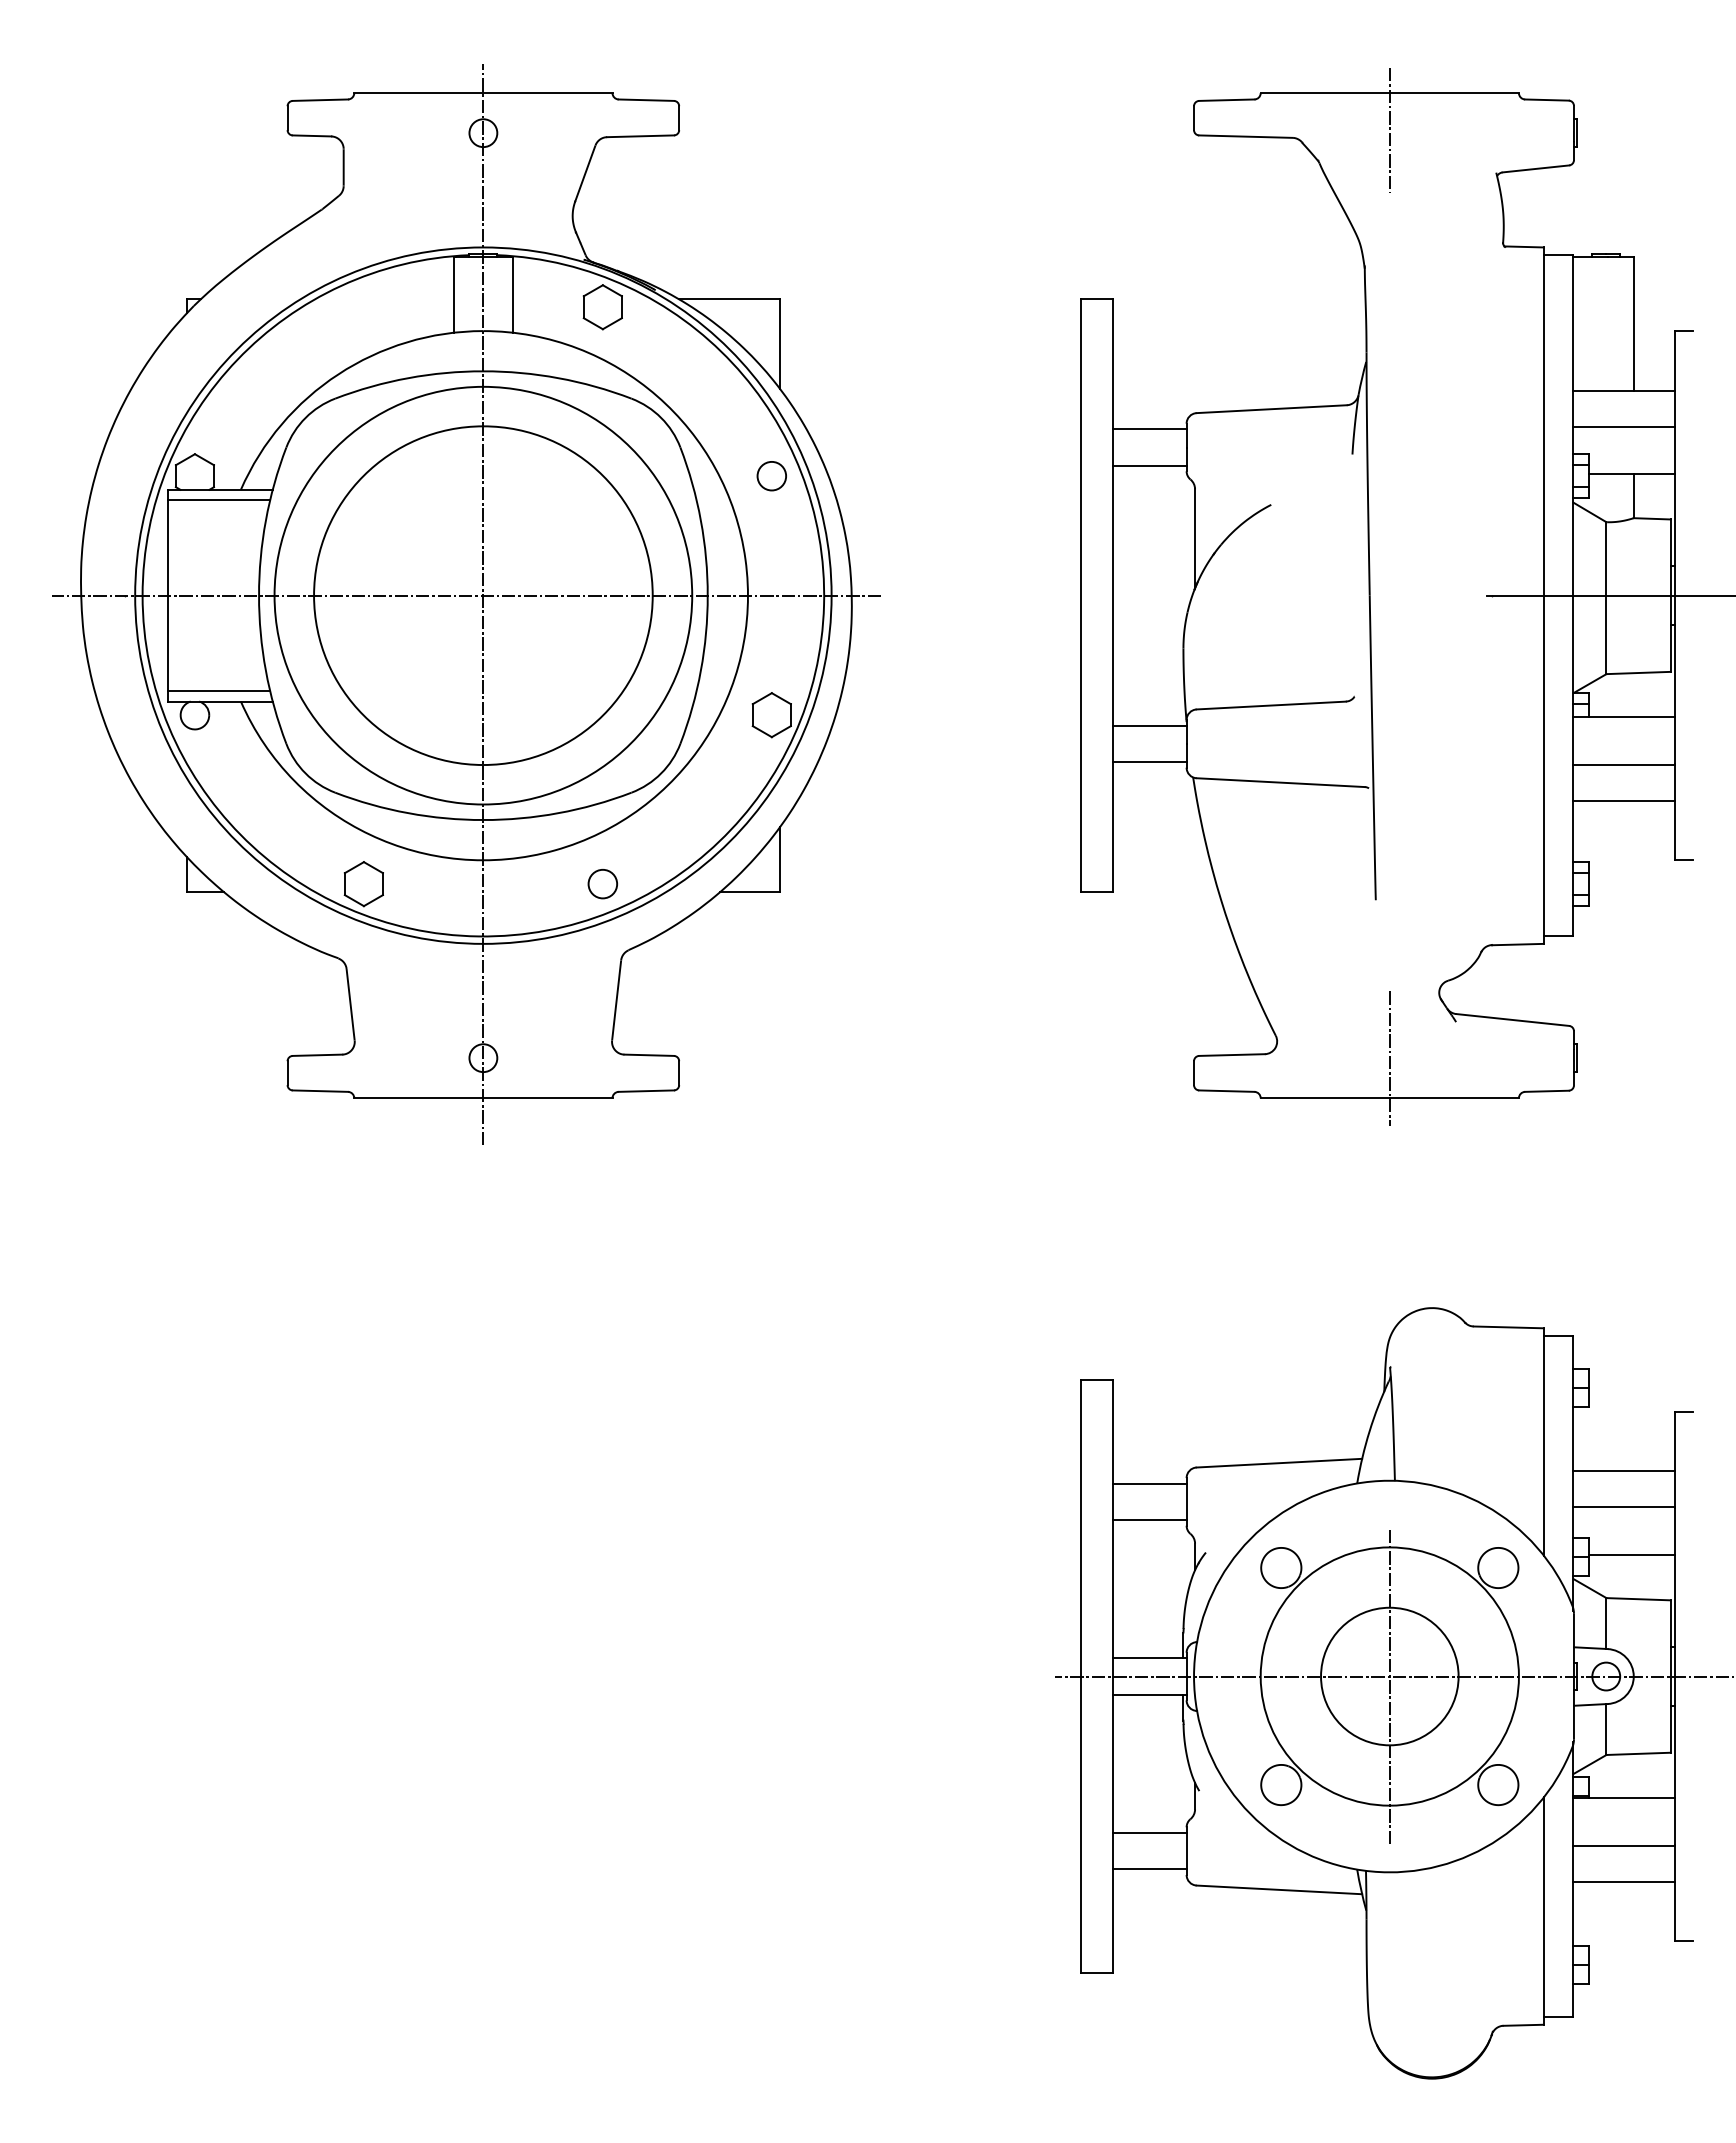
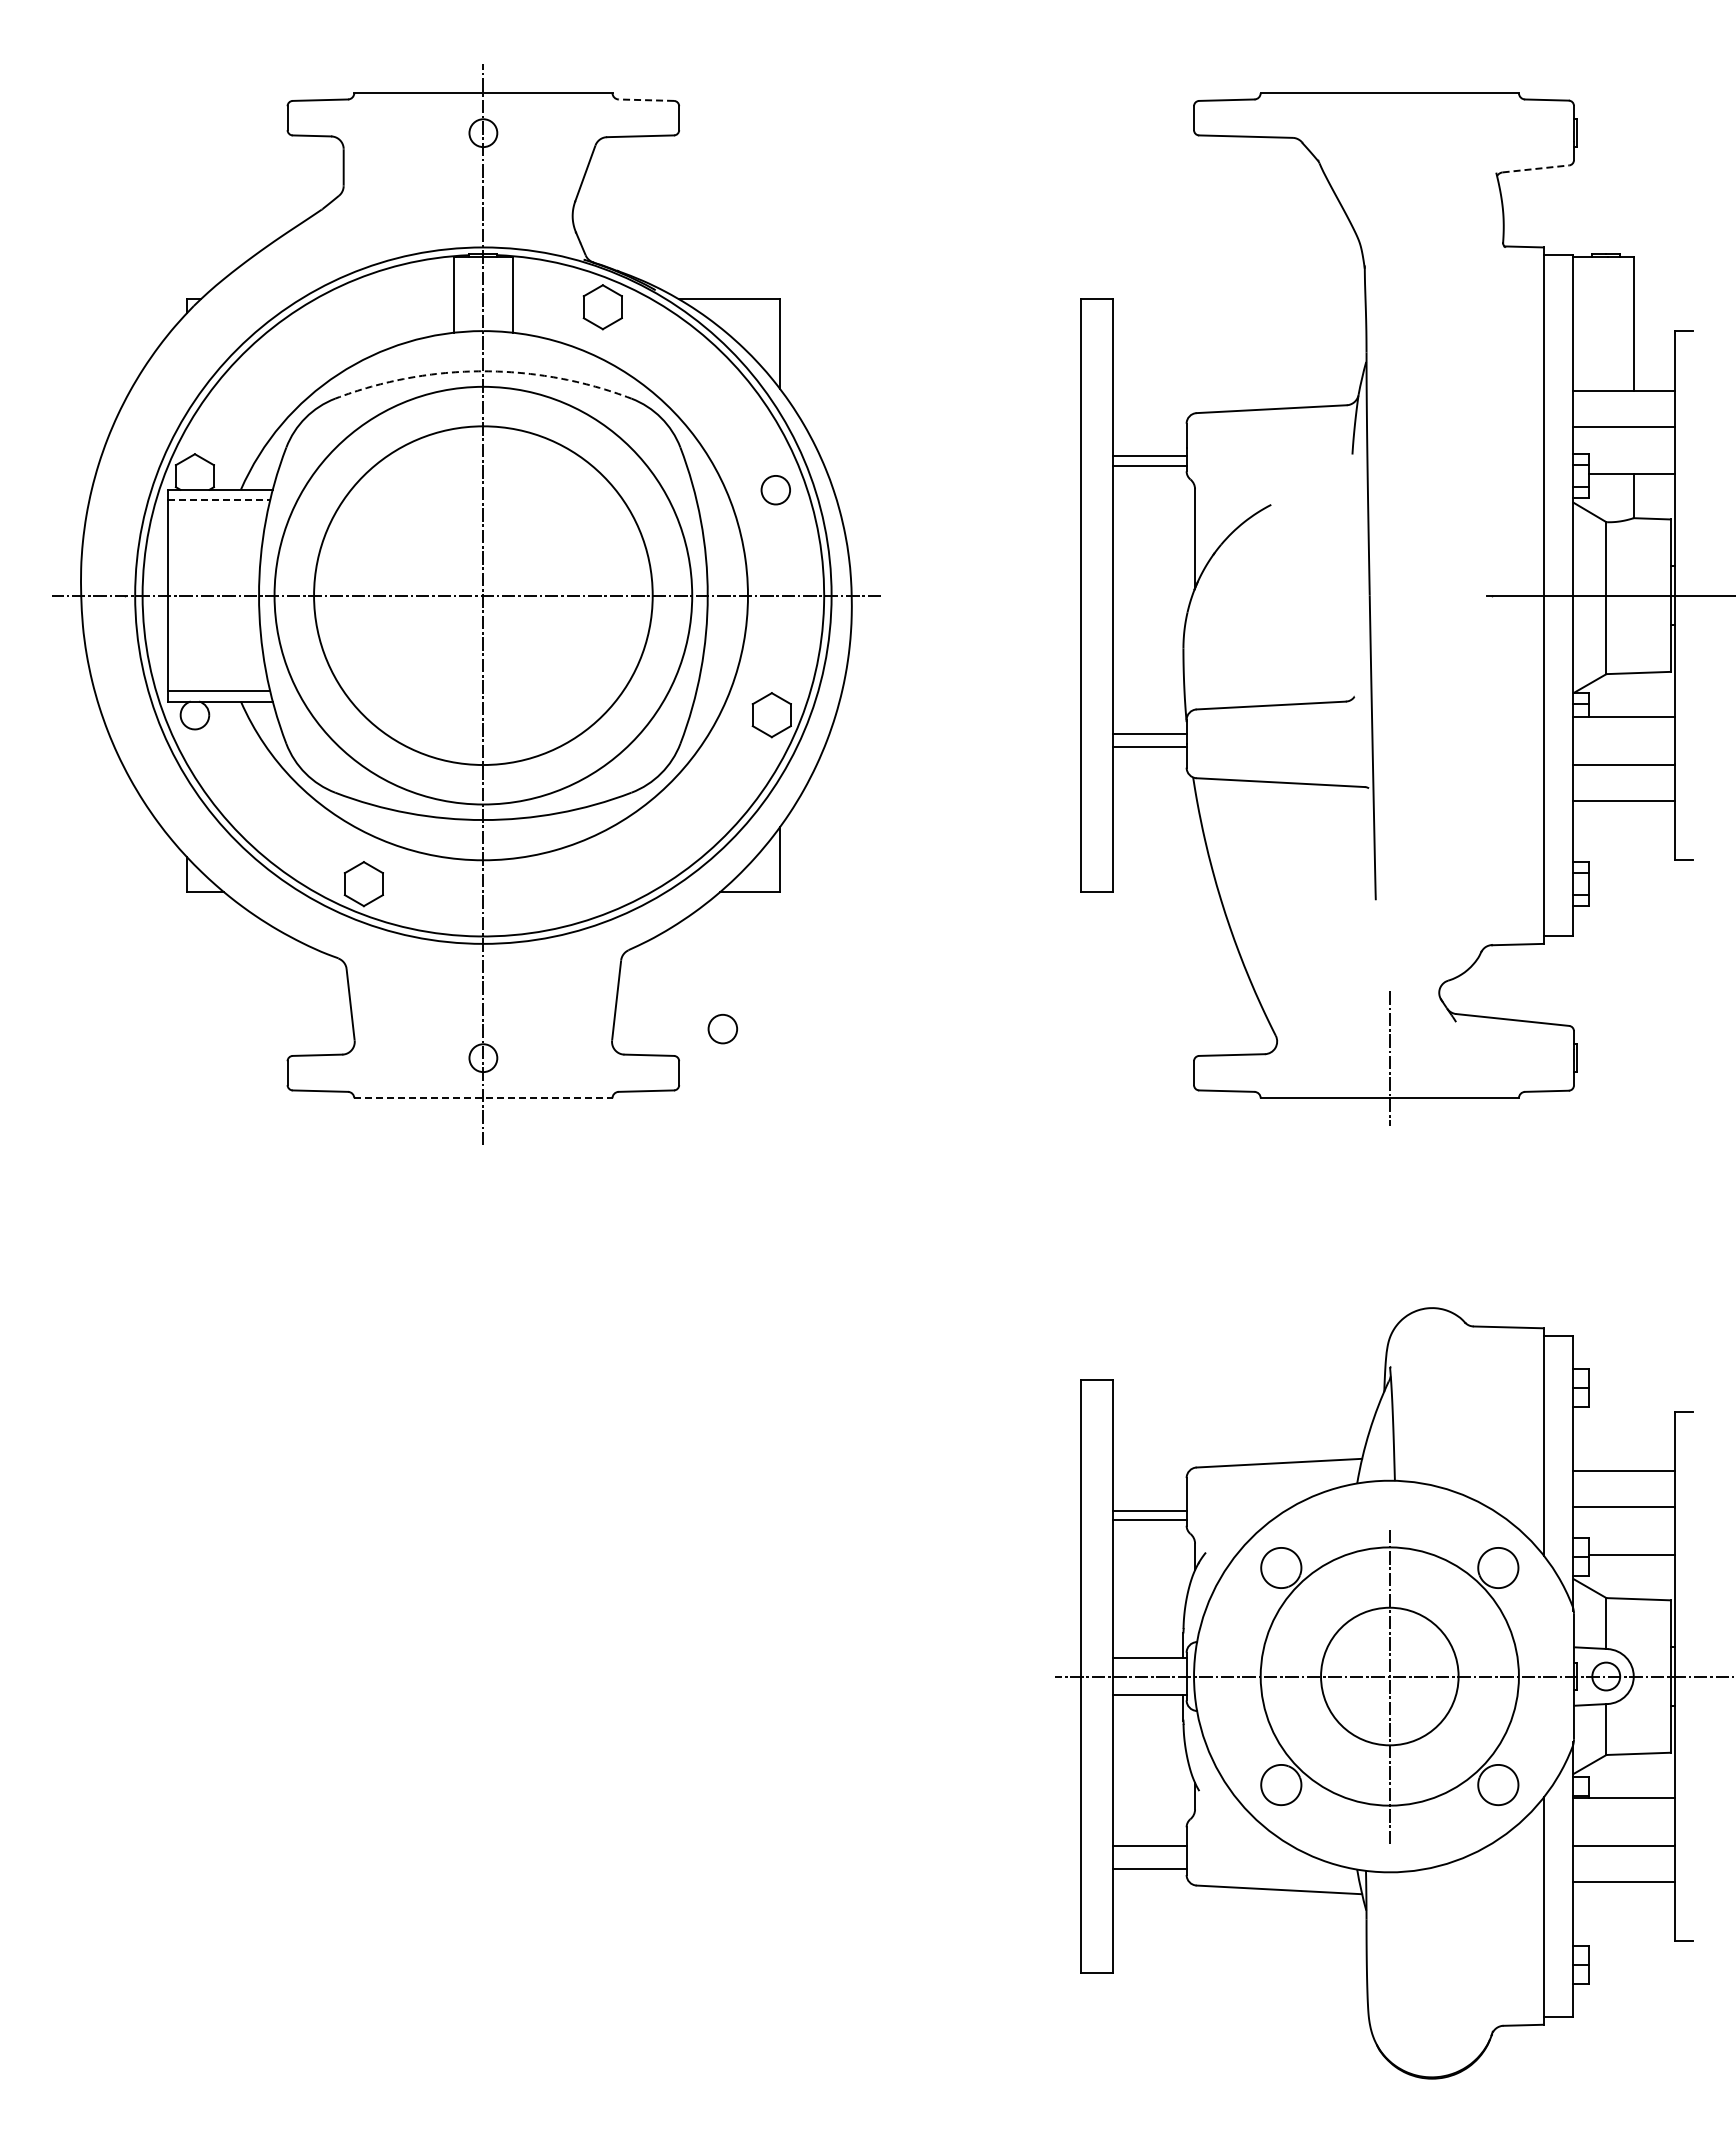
line: solid -> dashed (646, 100)
line: present -> none (1389, 130)
line: solid -> dashed (1536, 168)
arc: solid -> dashed (483, 371)
line position: (1149, 429) -> (1149, 456) (1149, 456)
circle position: (771, 476) -> (775, 490) (775, 490)
line: solid -> dashed (219, 500)
line position: (1149, 725) -> (1149, 746) (1149, 746)
line position: (1149, 762) -> (1149, 734) (1149, 734)
circle position: (602, 884) -> (722, 1029) (722, 1029)
line: solid -> dashed (483, 1098)
line position: (1149, 1483) -> (1149, 1510) (1149, 1510)
line position: (1149, 1832) -> (1149, 1845) (1149, 1845)
